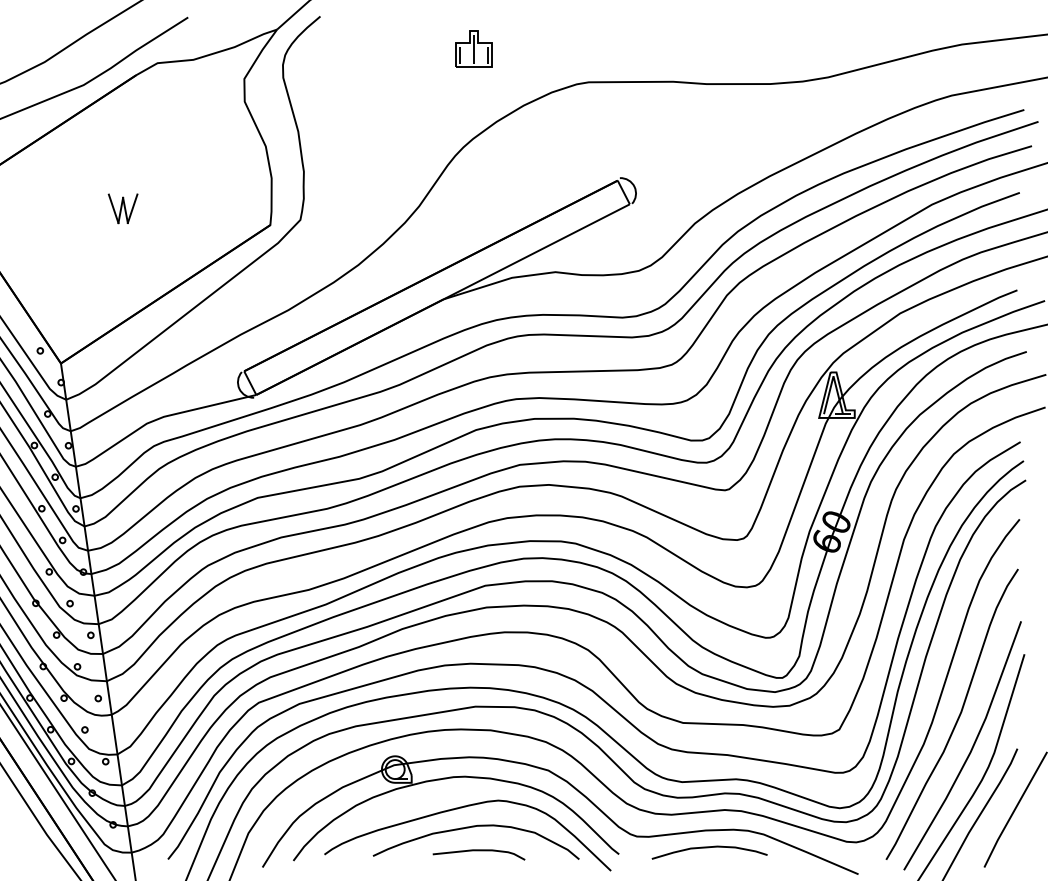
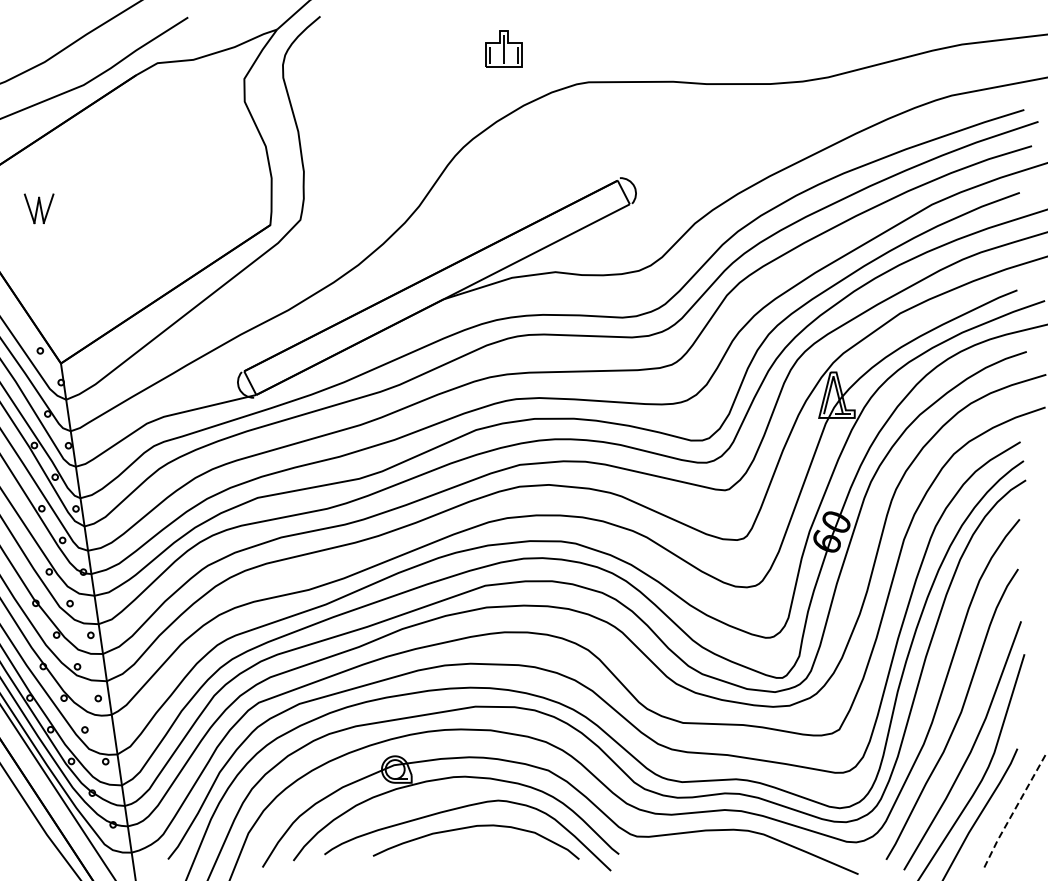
part position: (473, 48) -> (503, 48) (503, 48)
part position: (122, 208) -> (38, 208) (38, 208)
line: solid -> dashed (1014, 809)
curve: present -> none (709, 848)
curve: present -> none (478, 851)
